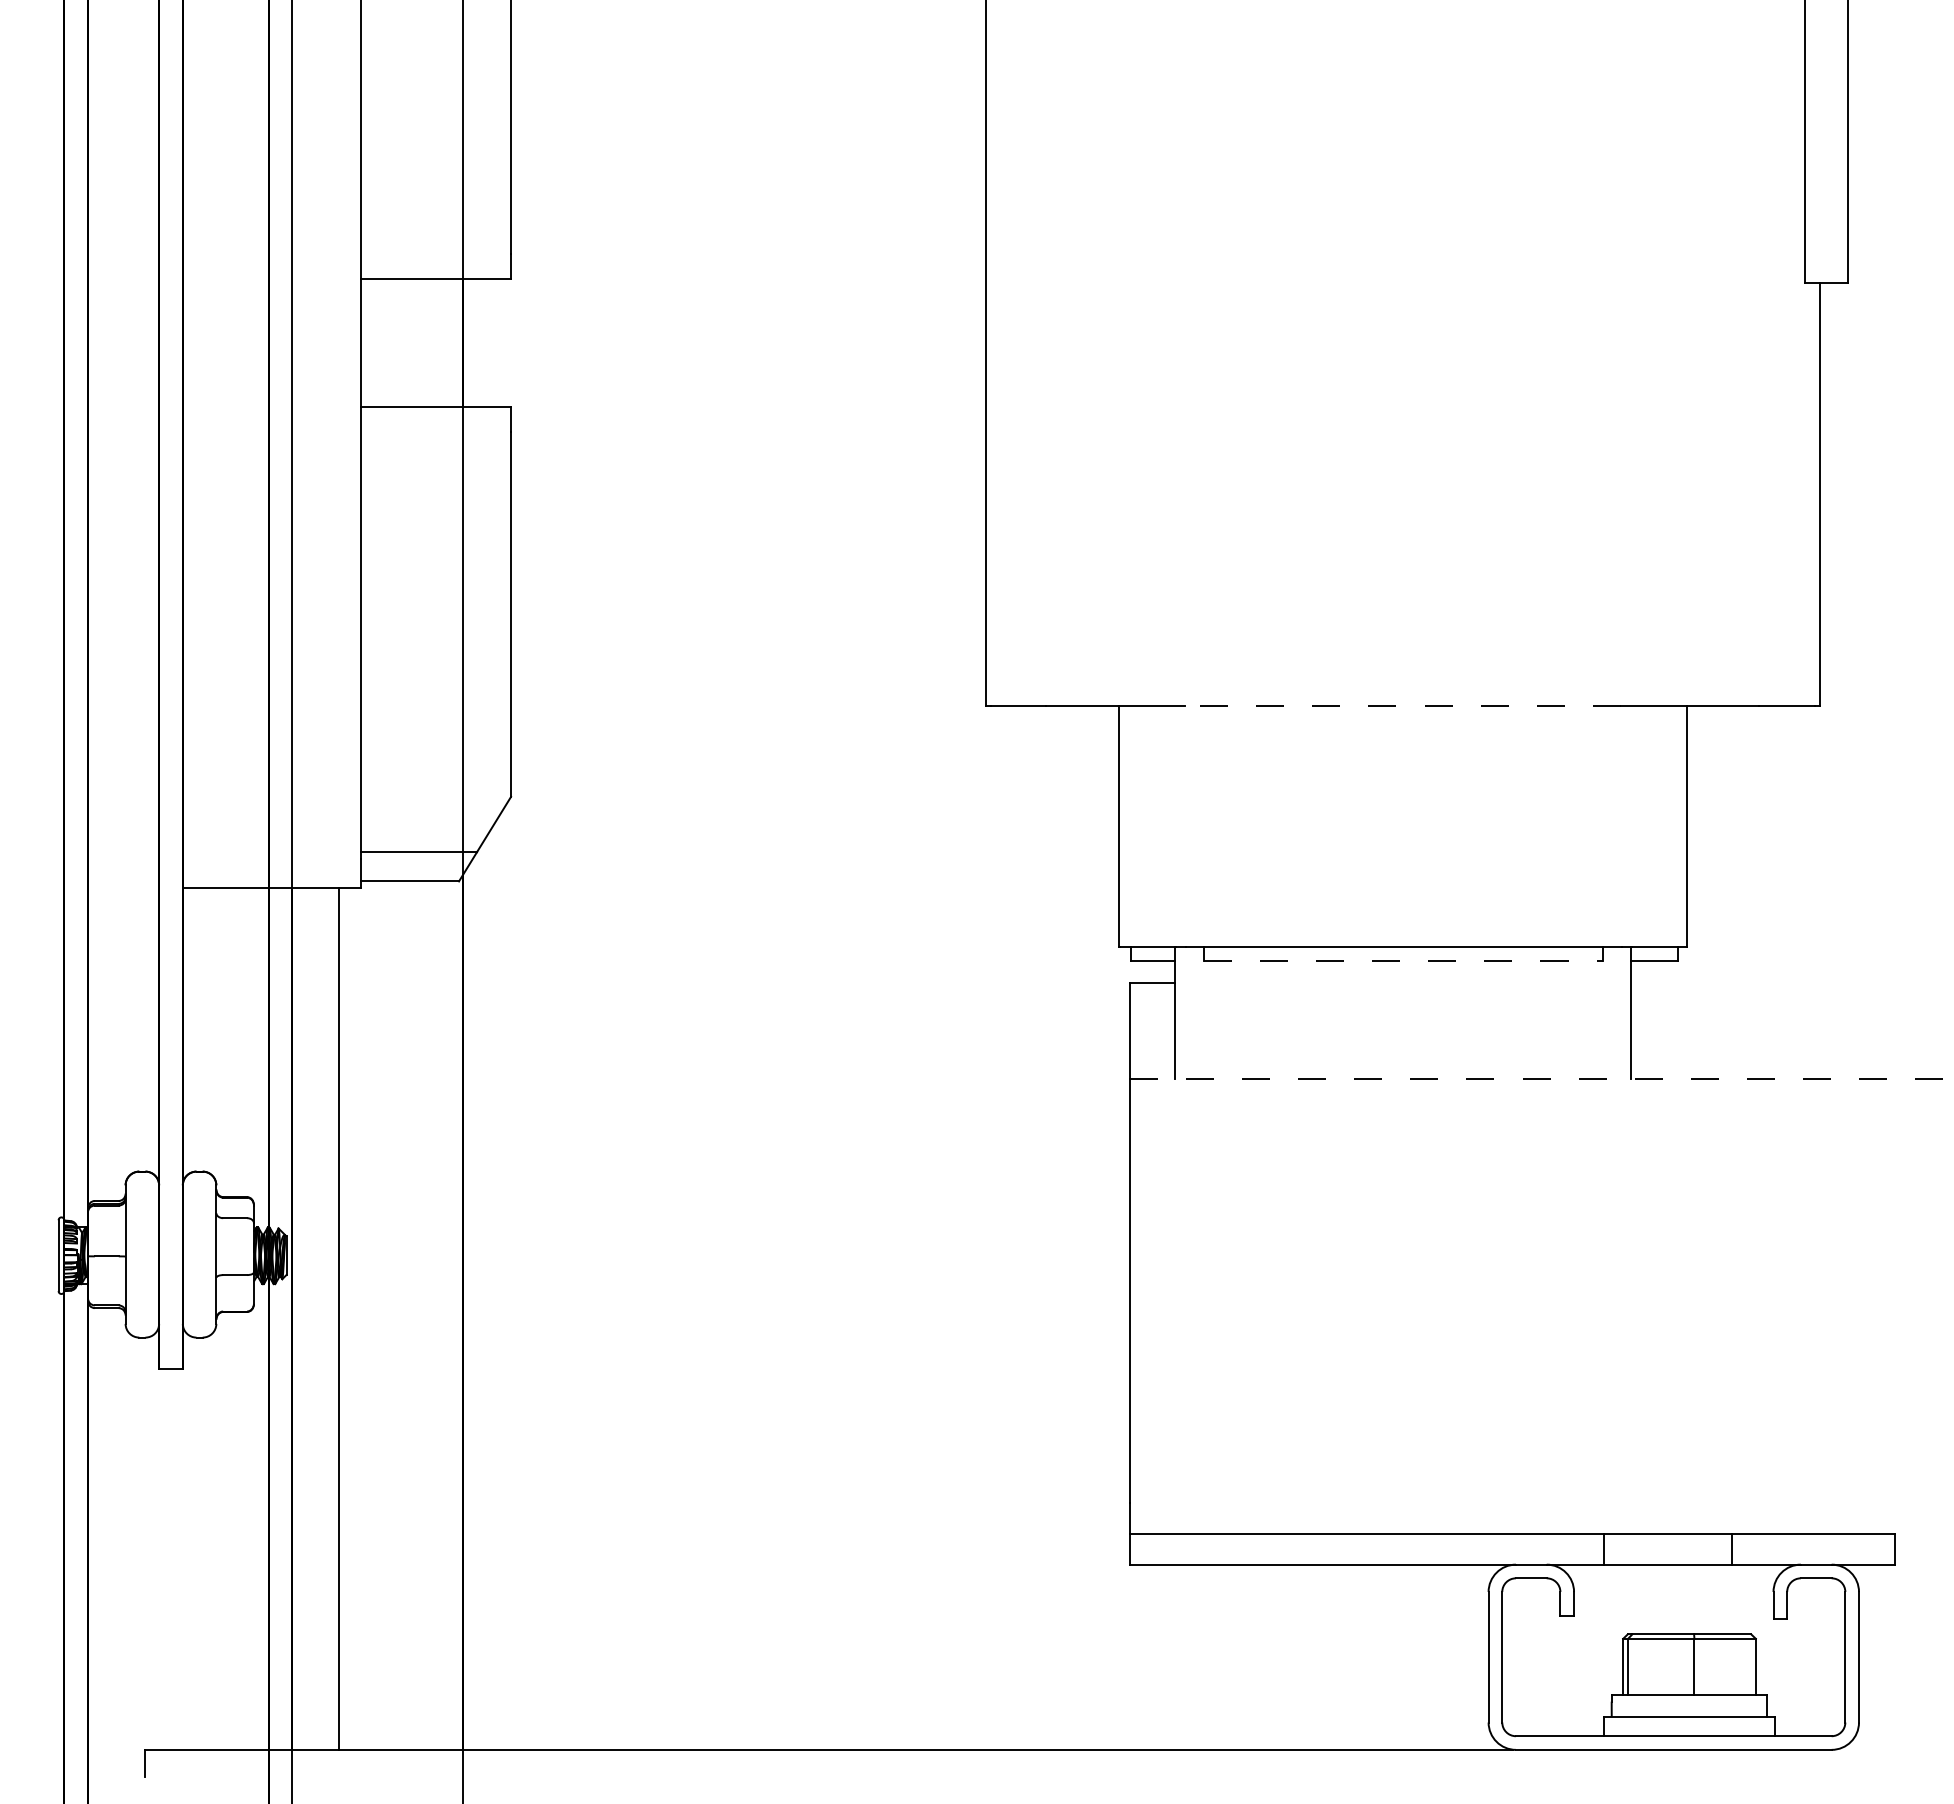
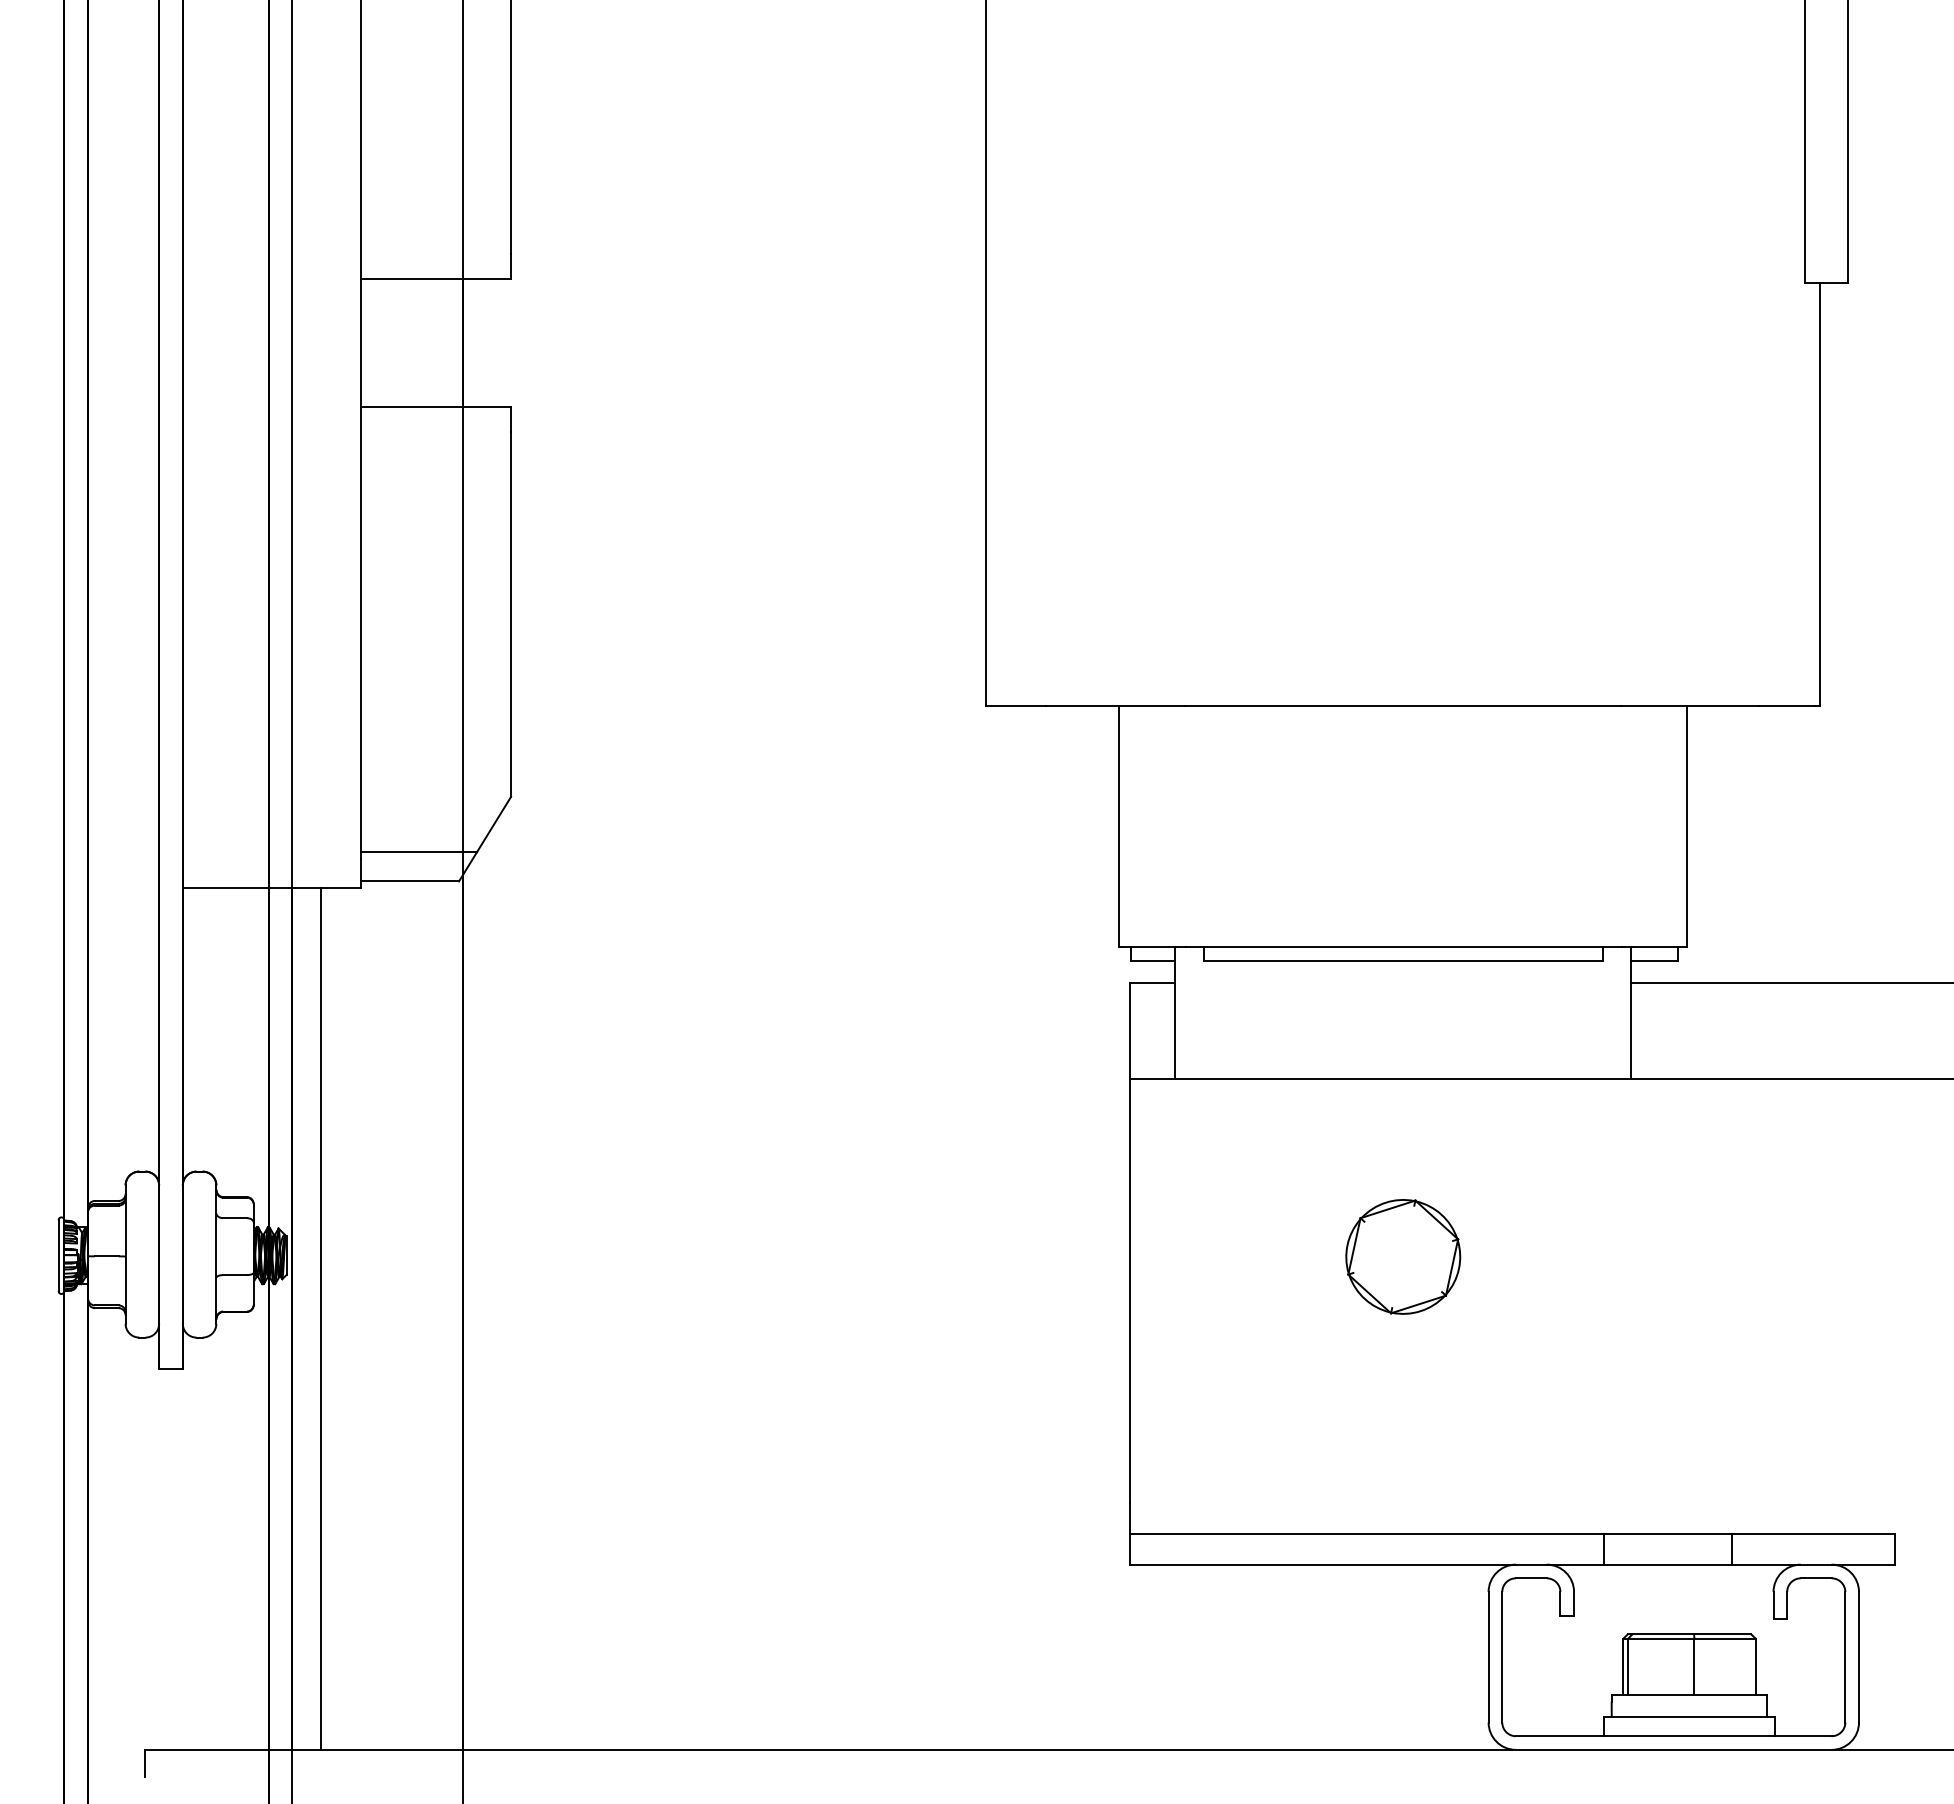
line: dashed -> solid (1402, 706)
line: dashed -> solid (1403, 960)
line: none -> present (1790, 983)
line: dashed -> solid (1541, 1079)
part: none -> present (1403, 1256)
line position: (338, 1318) -> (320, 1318) (320, 1318)
line: none -> present (1892, 1749)
